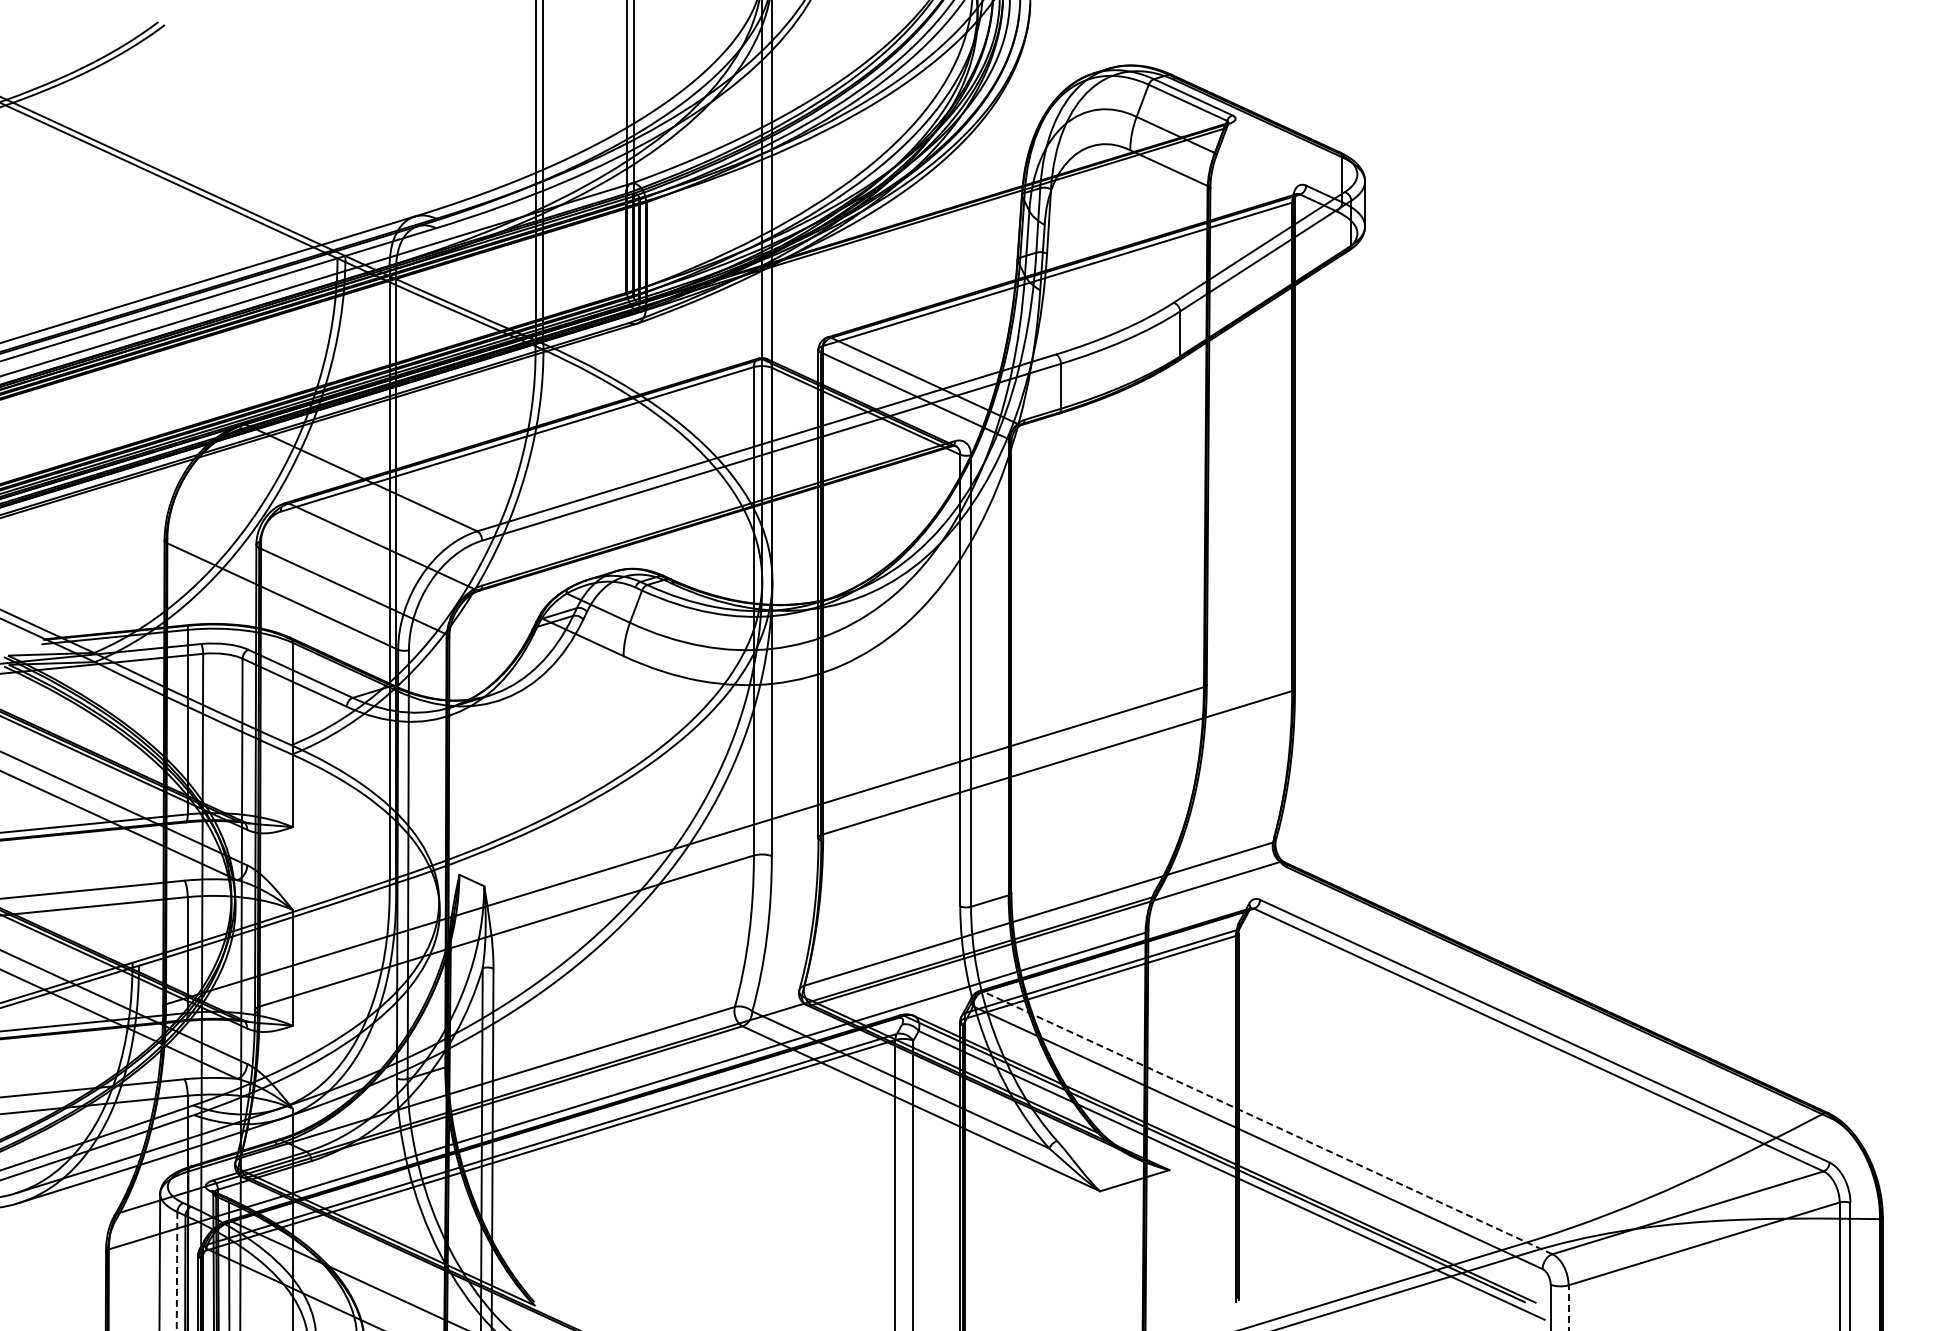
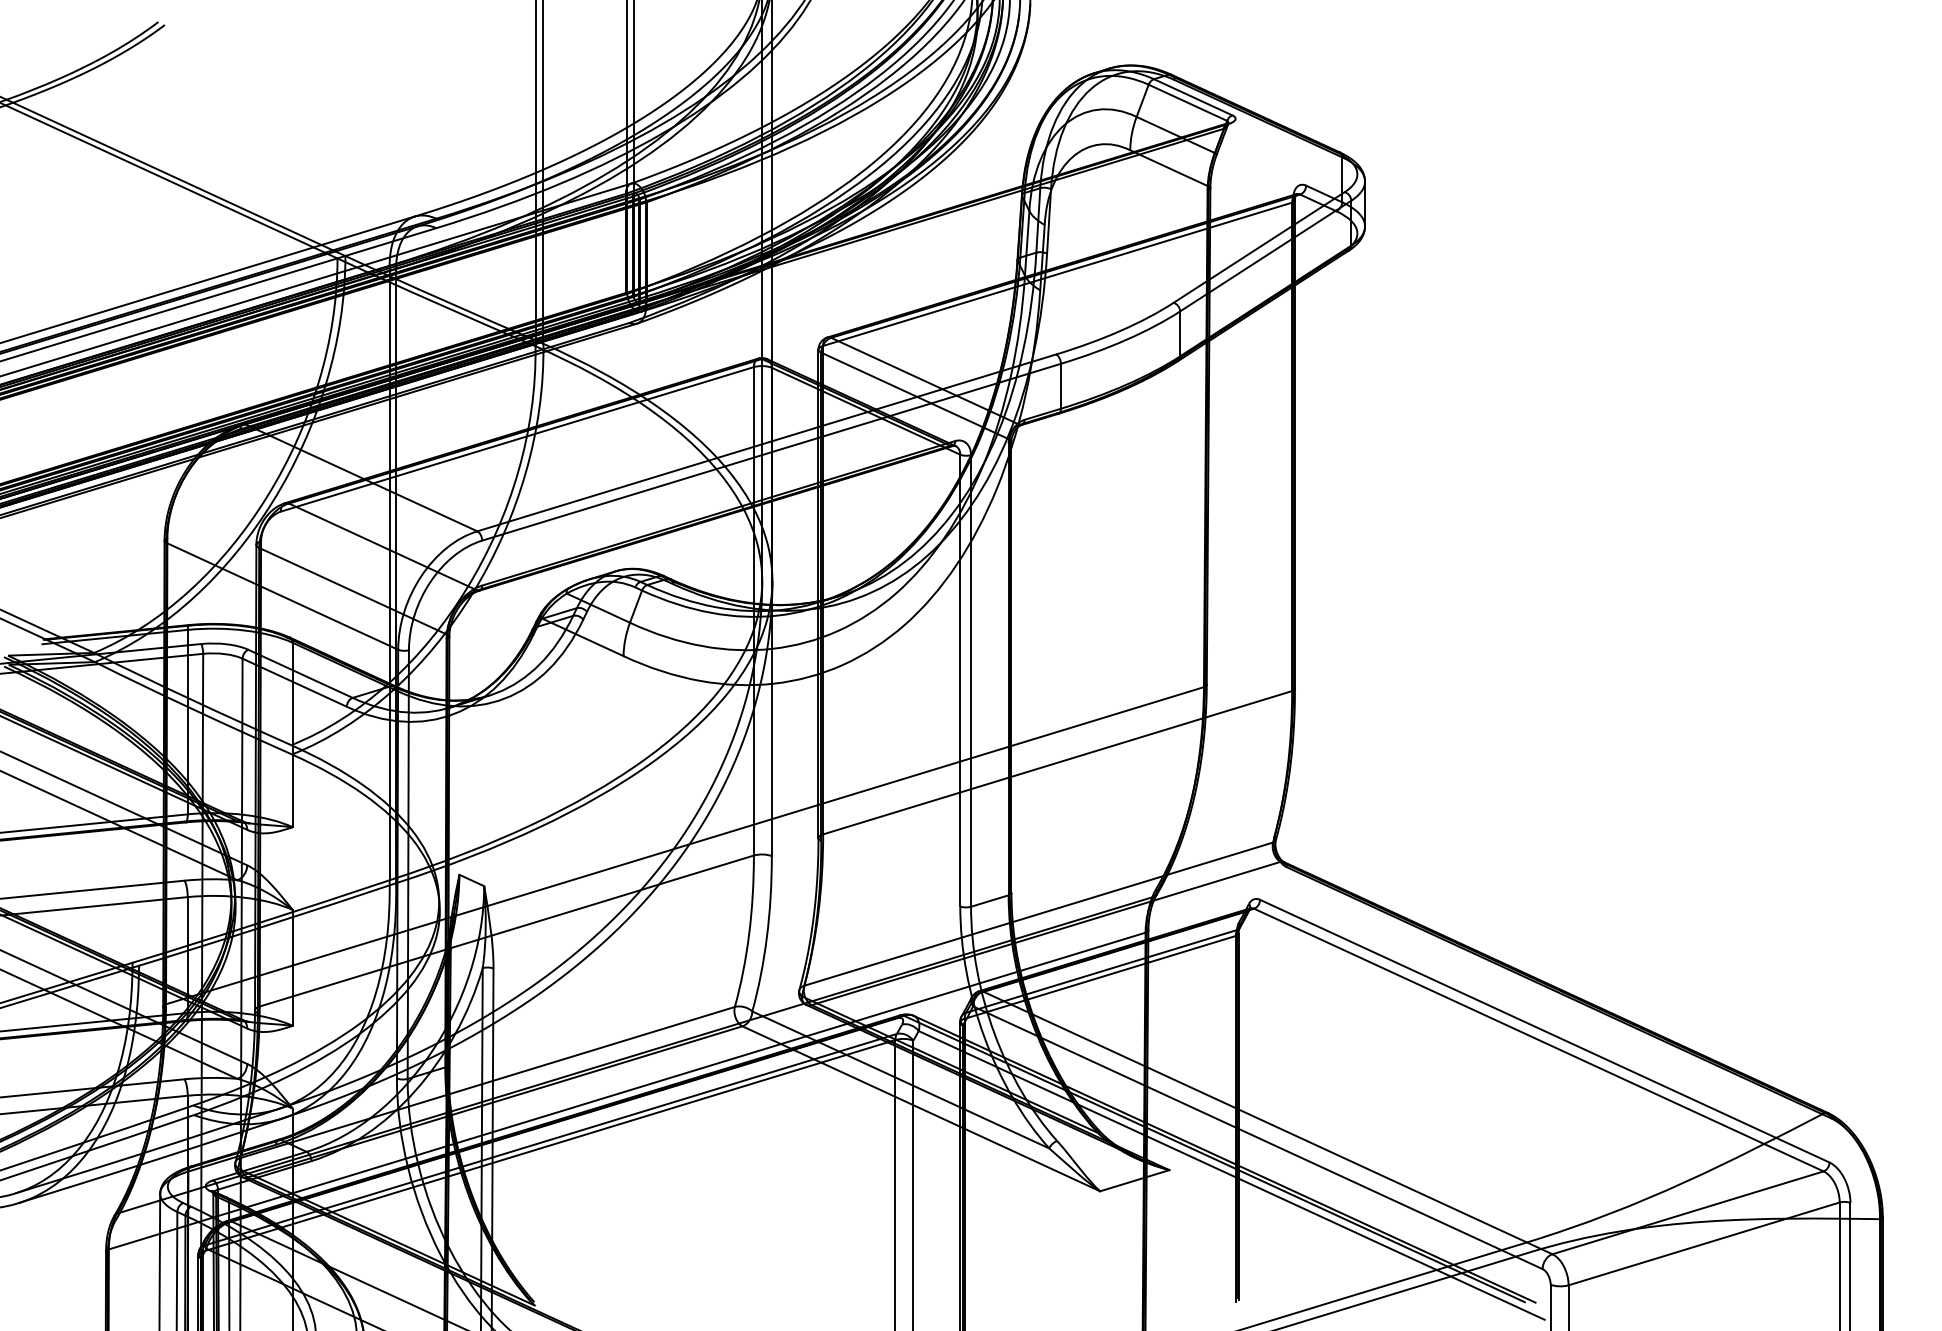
line: dashed -> solid (1267, 1122)
line: dashed -> solid (177, 1271)
line: dashed -> solid (1568, 1307)
